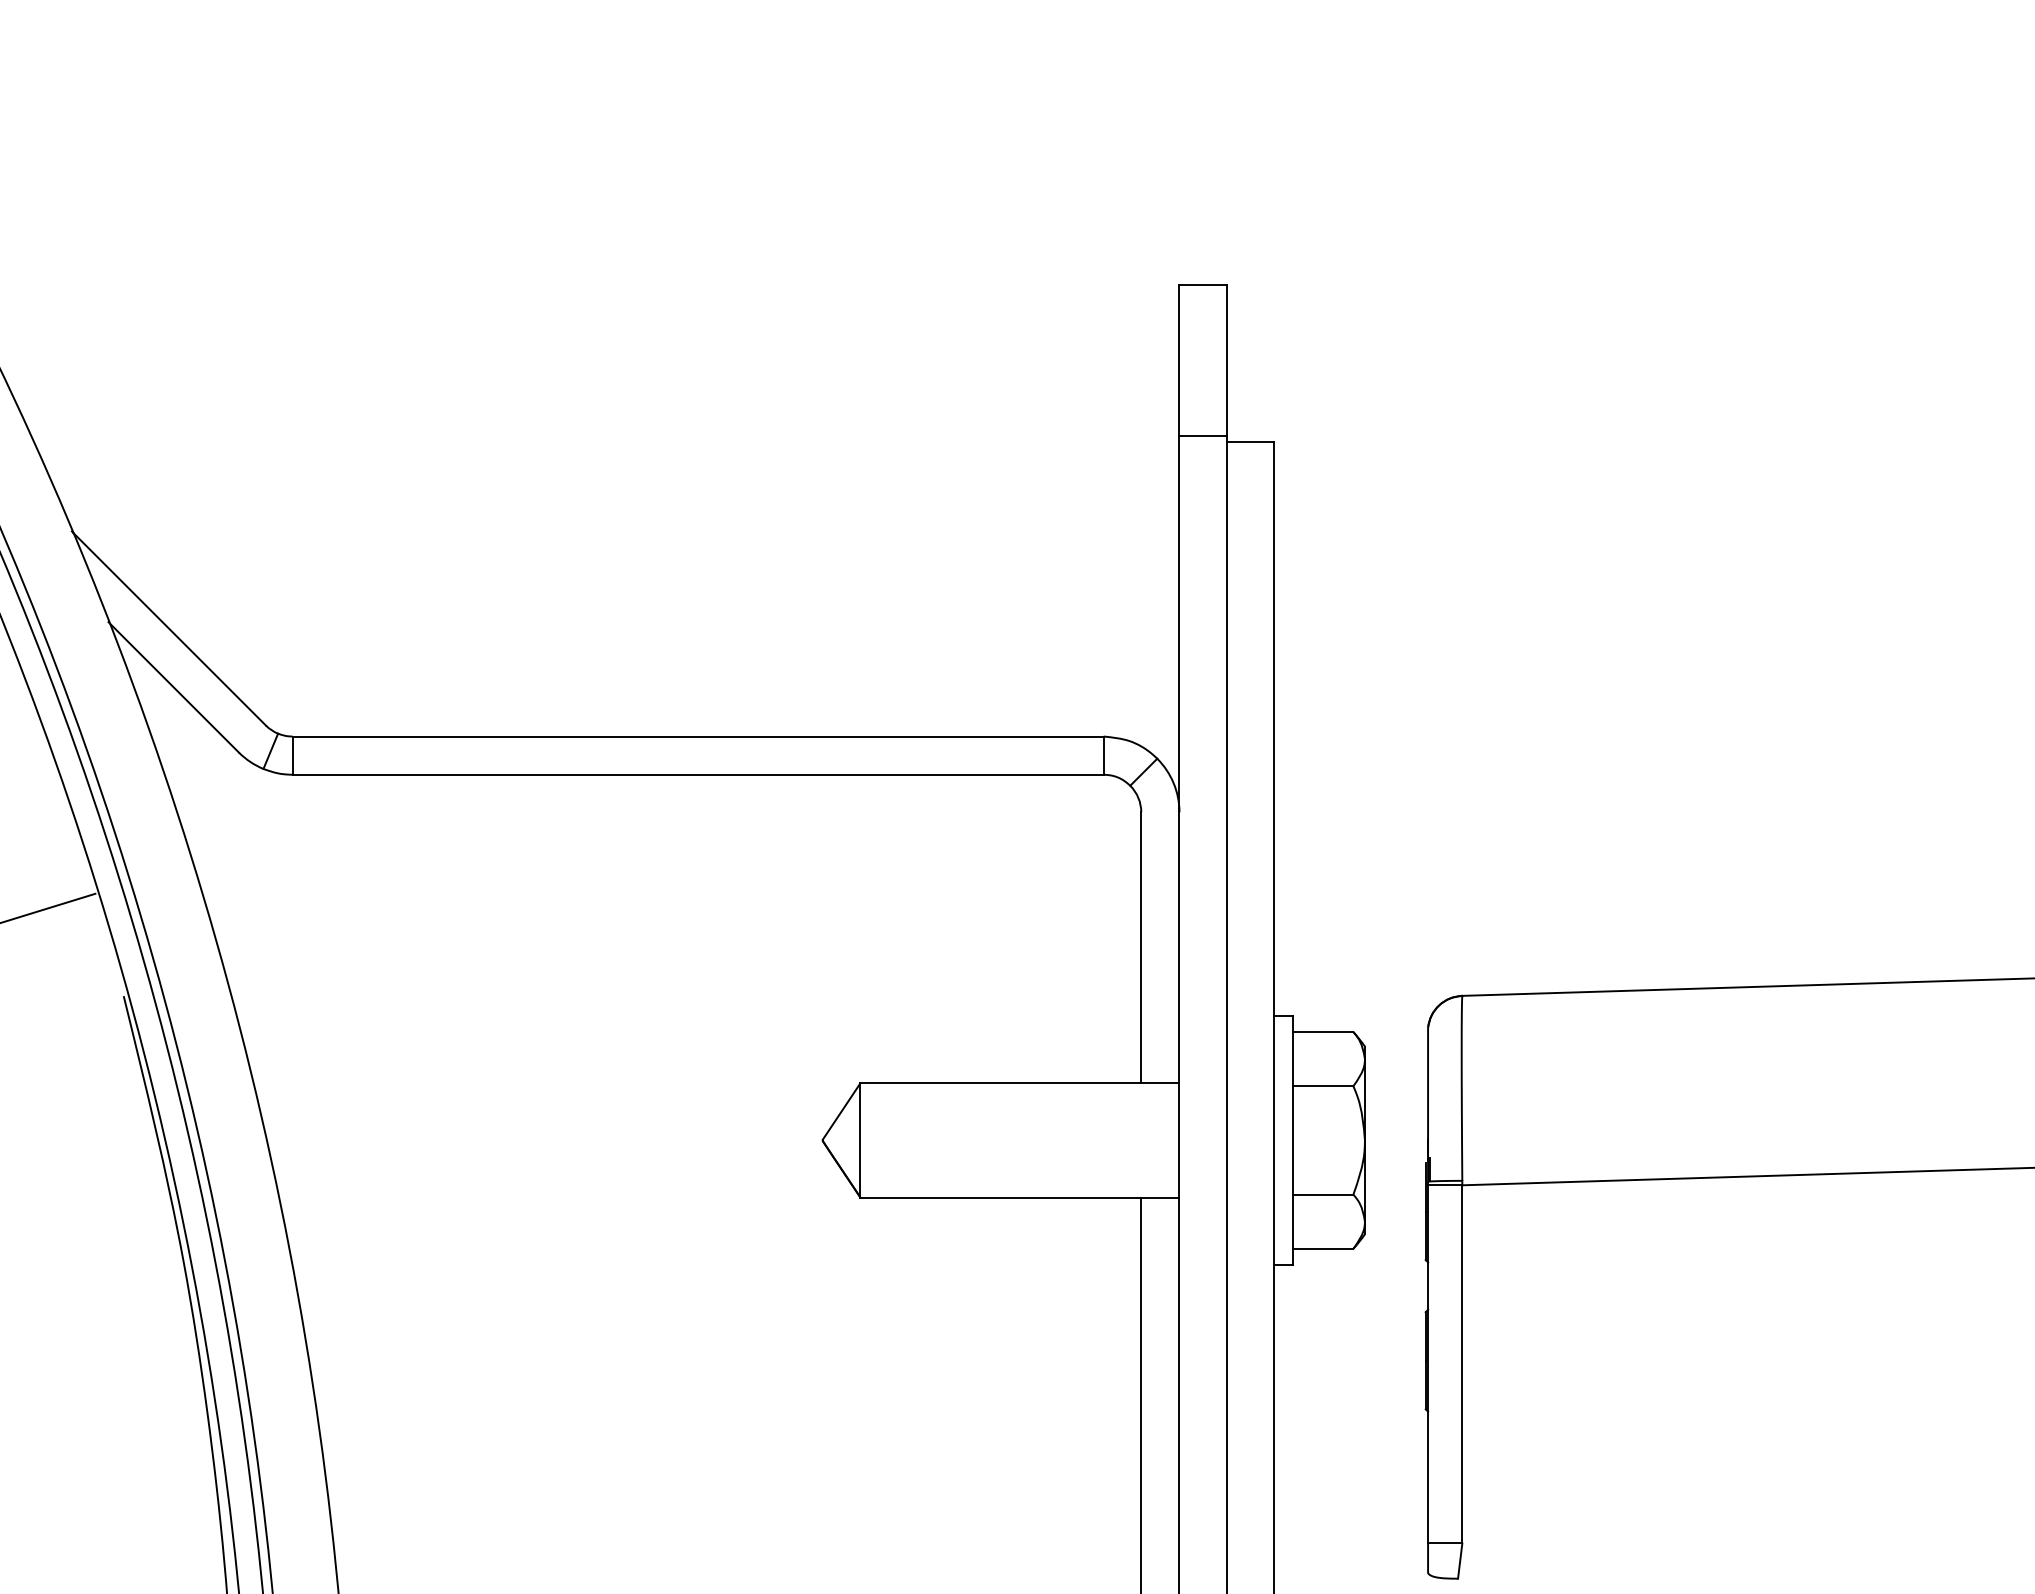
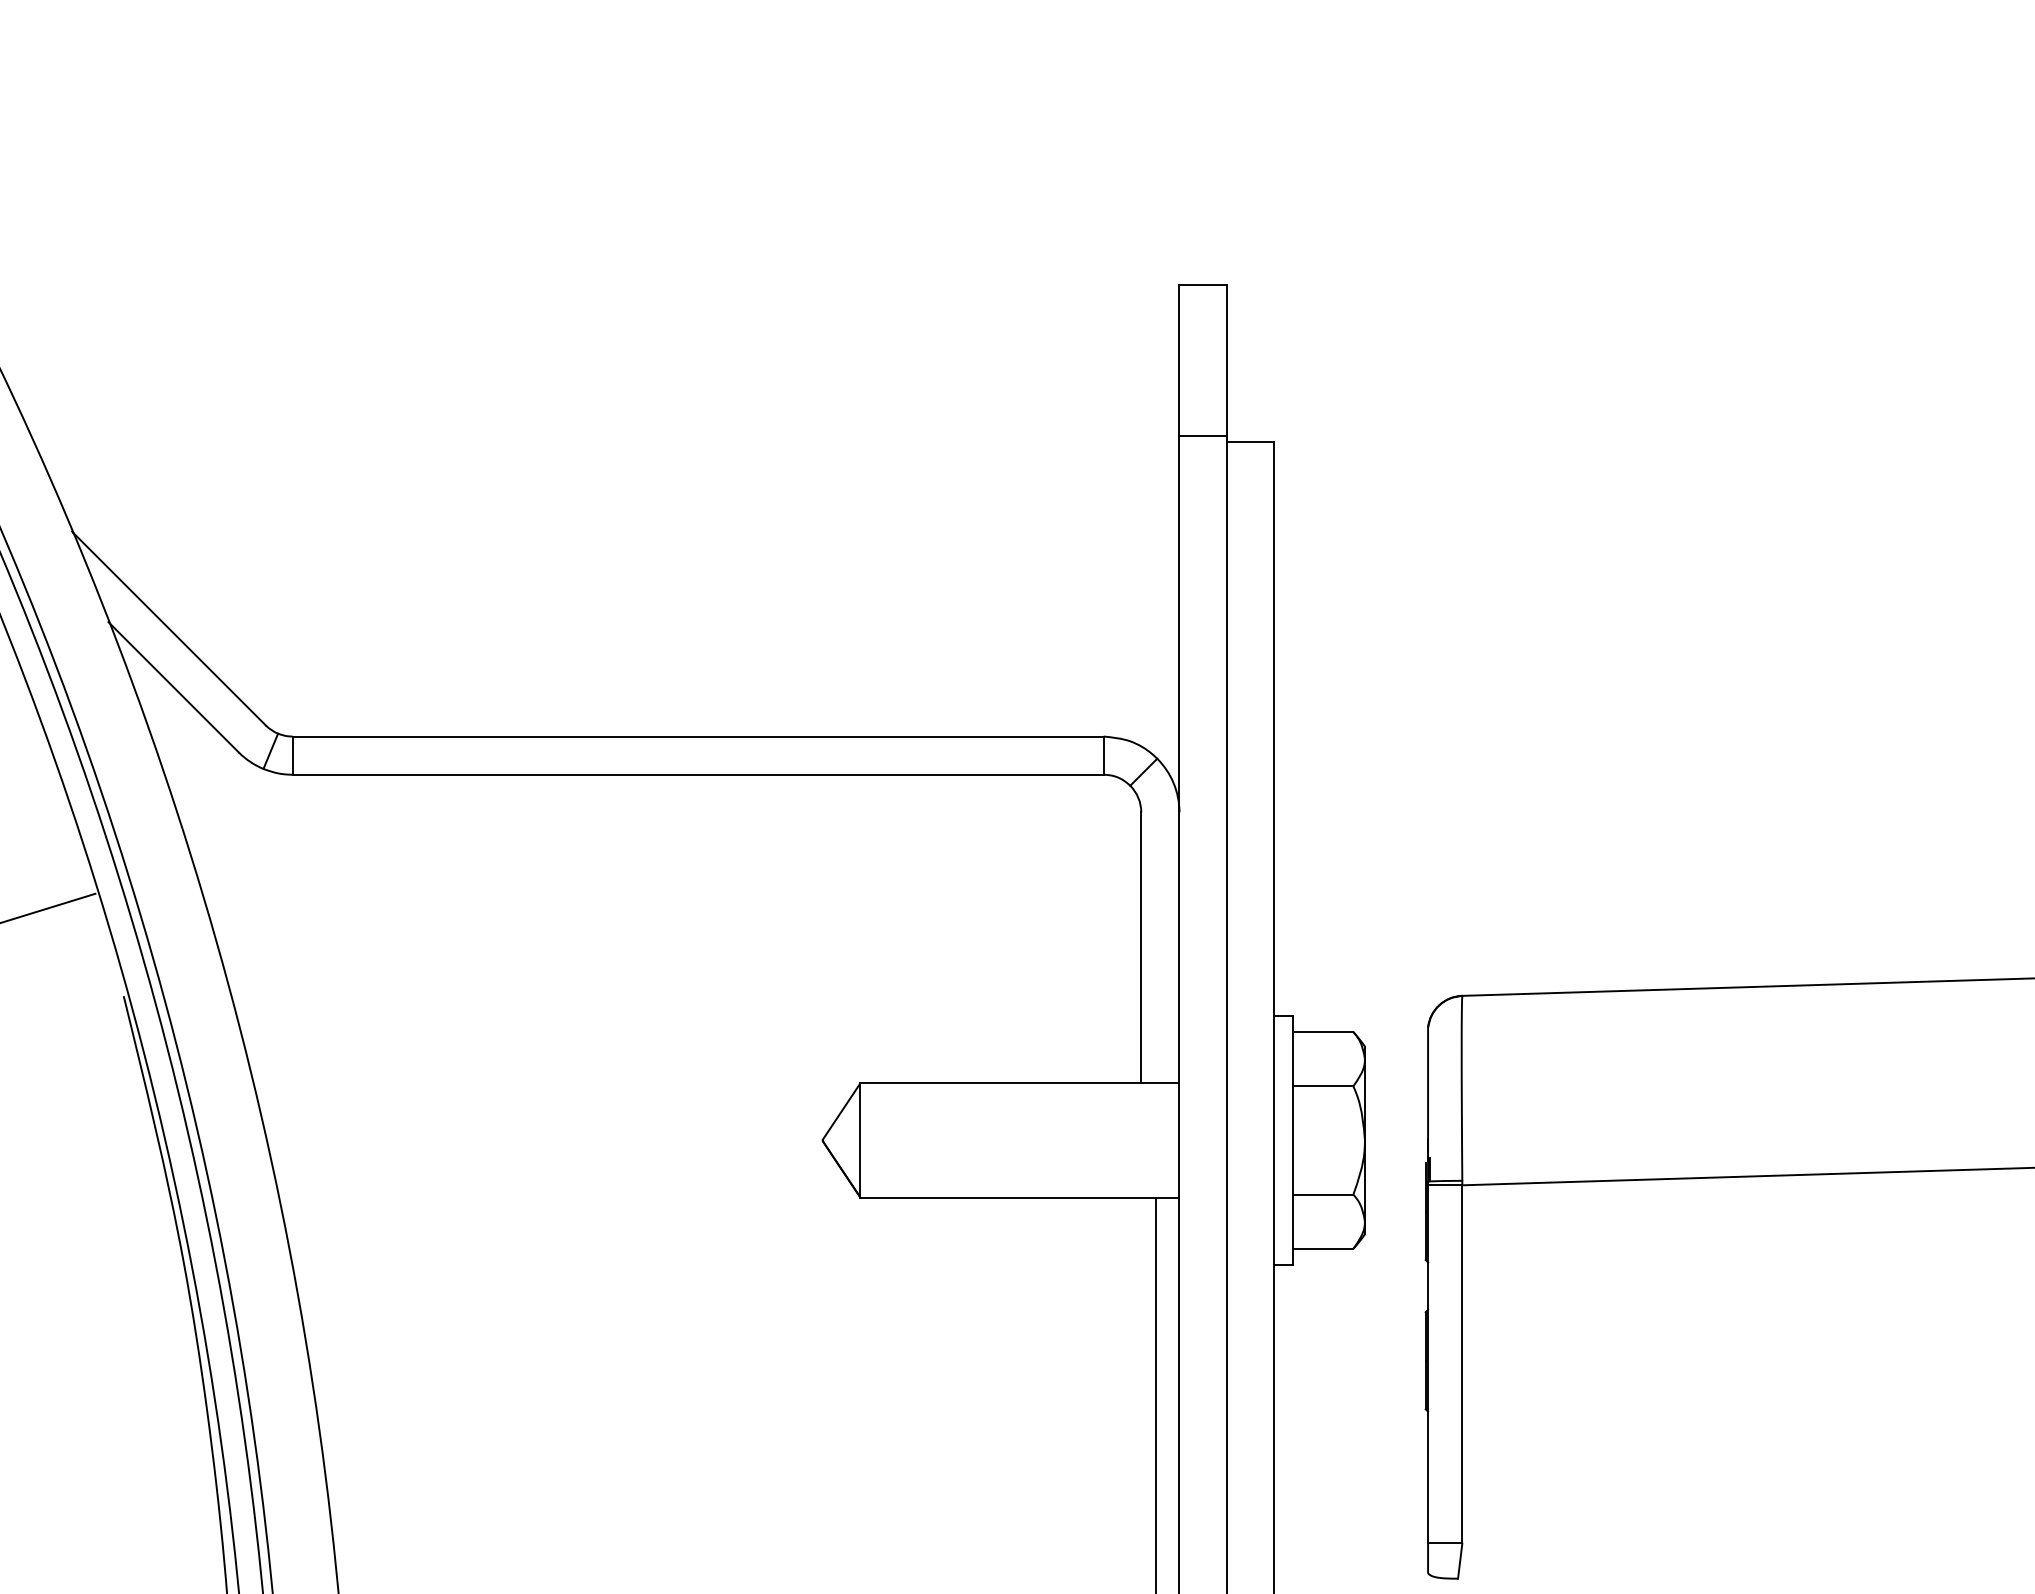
line position: (1141, 1393) -> (1156, 1393) (1156, 1393)
